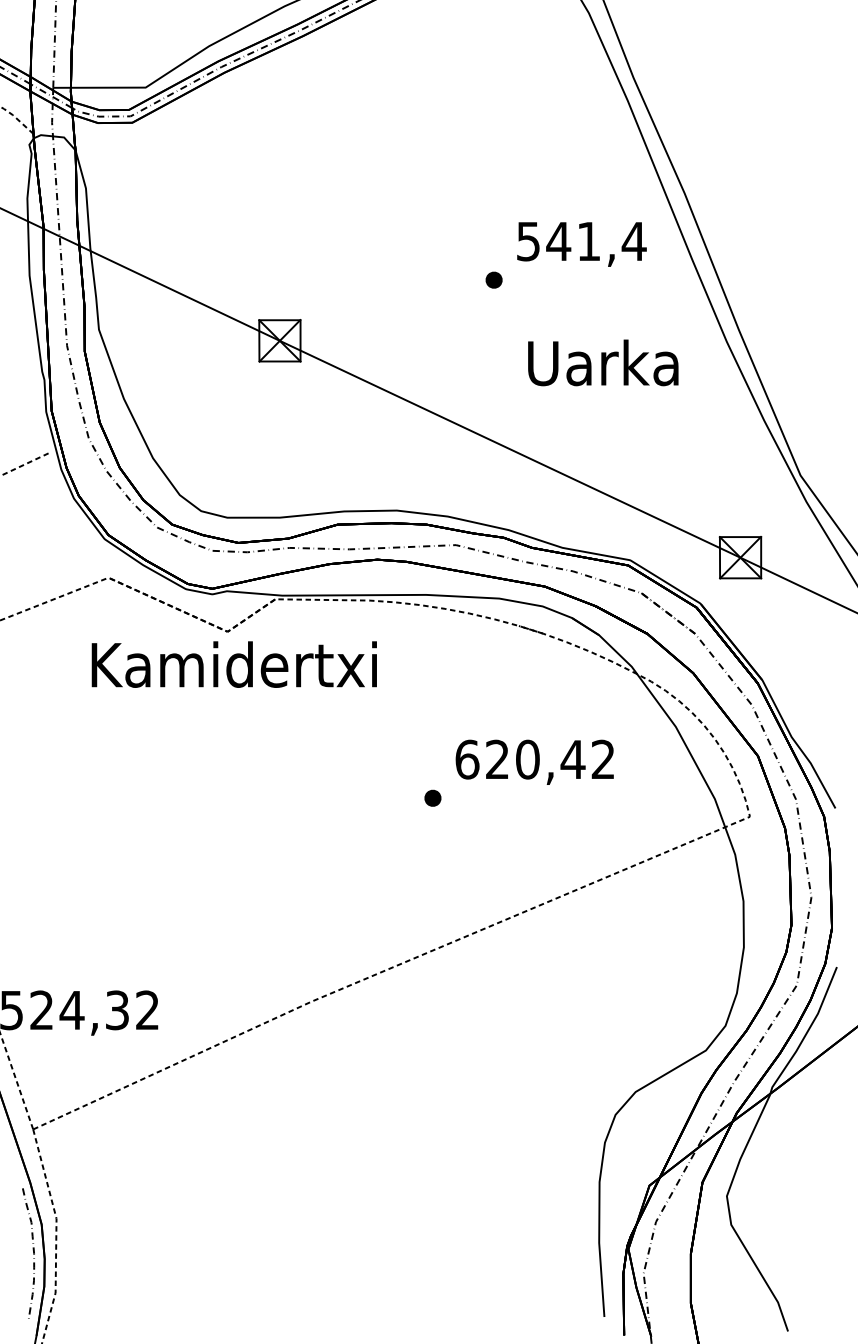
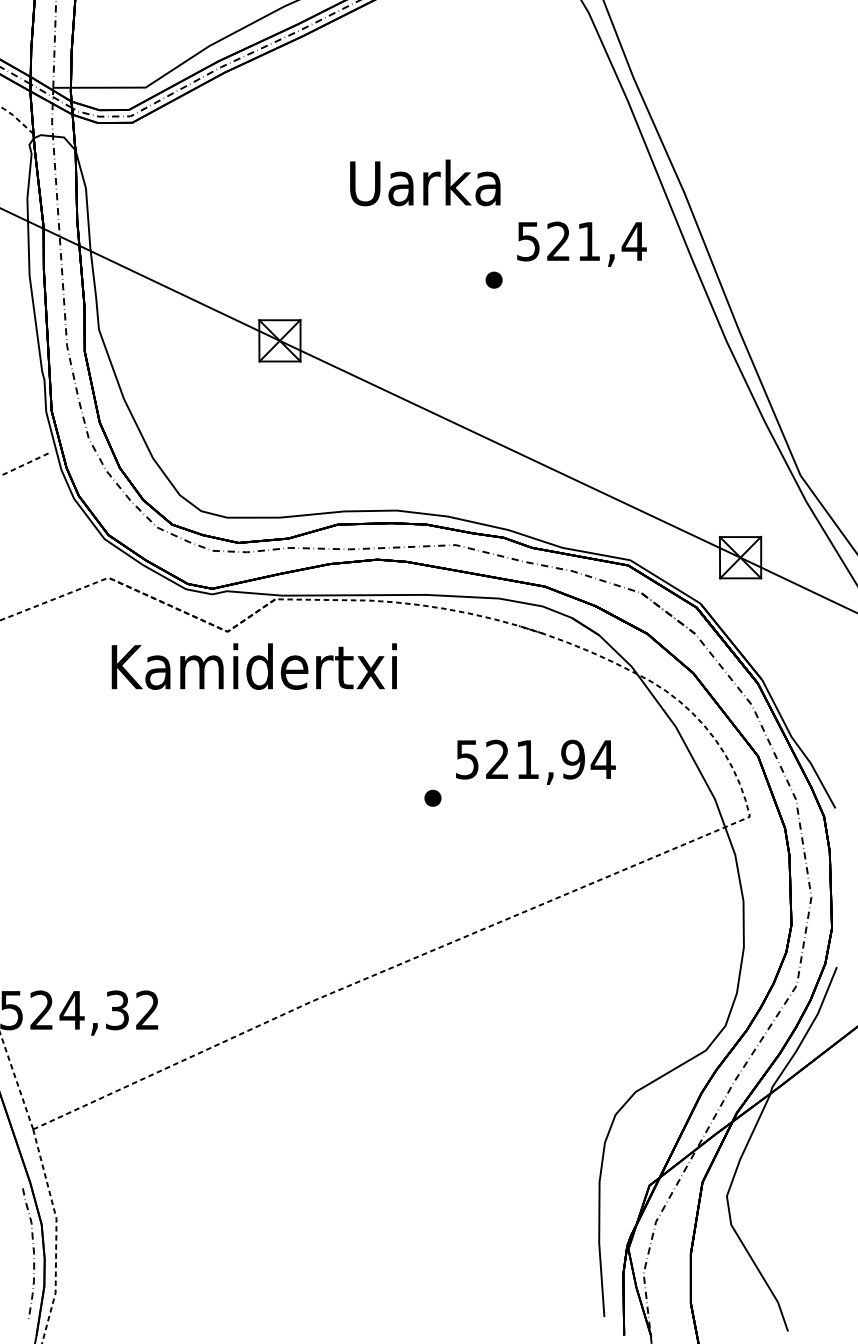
text: 541,4 -> 521,4 (558, 240)
text position: (603, 362) -> (425, 182) (425, 182)
text position: (233, 664) -> (253, 666) (253, 666)
text: 620,42 -> 521,94 (535, 759)
